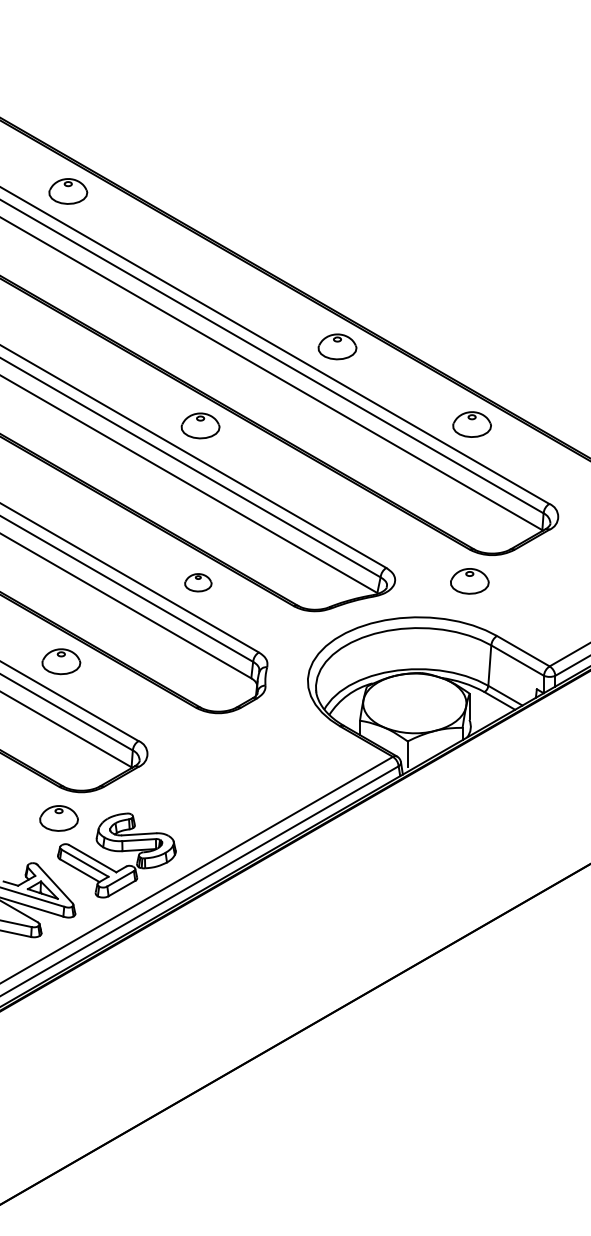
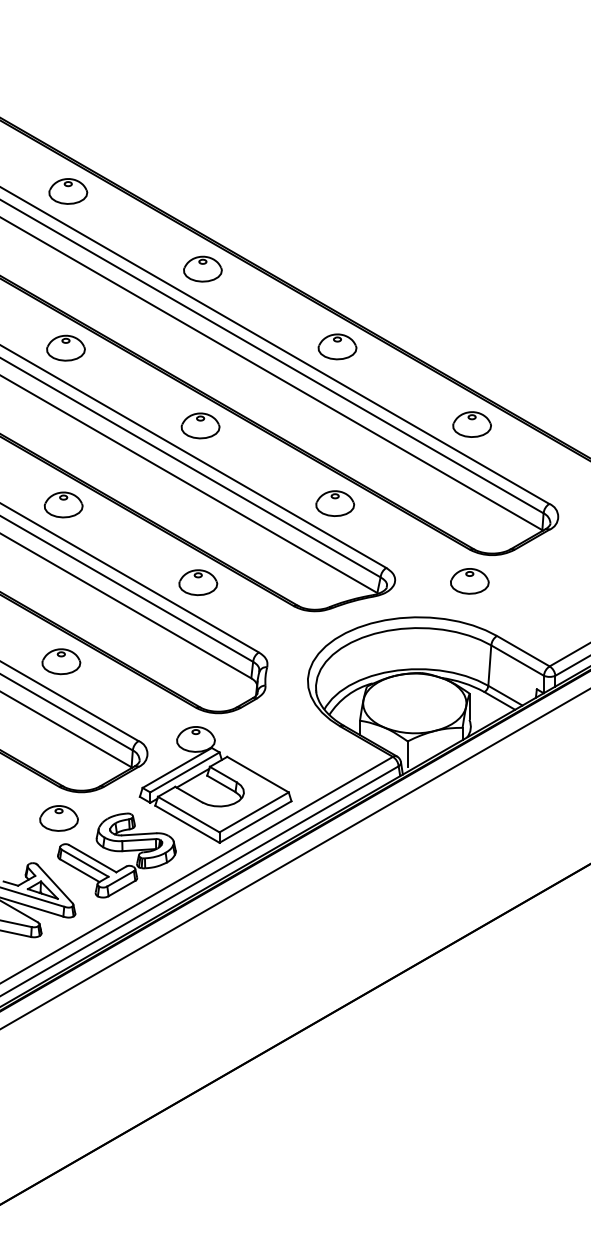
part: none -> present (202, 268)
part: none -> present (65, 347)
part: none -> present (335, 503)
part: none -> present (63, 504)
part size: 29x20 px -> 41x28 px (198, 582)
part: none -> present (215, 784)
line: none -> present (294, 859)
